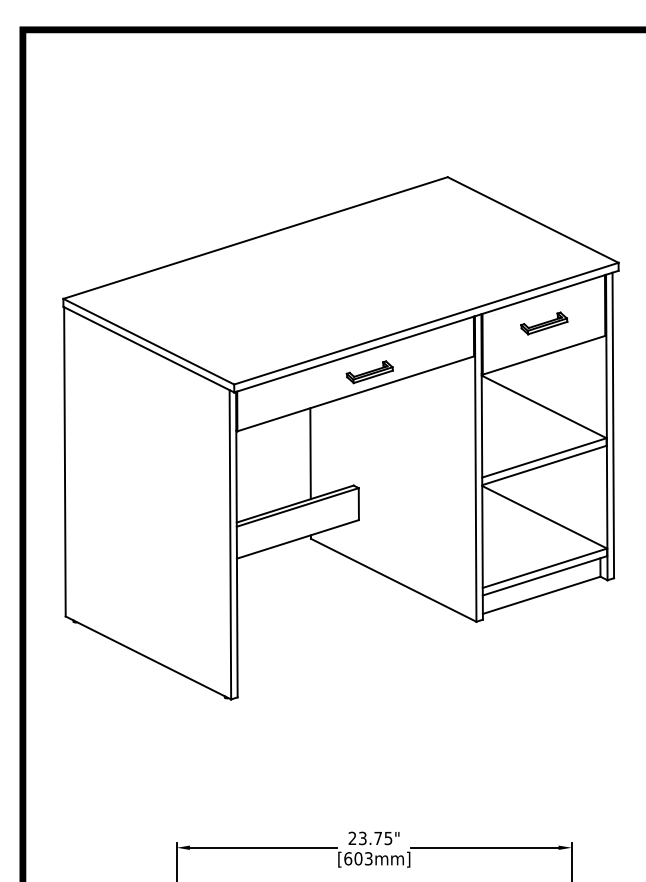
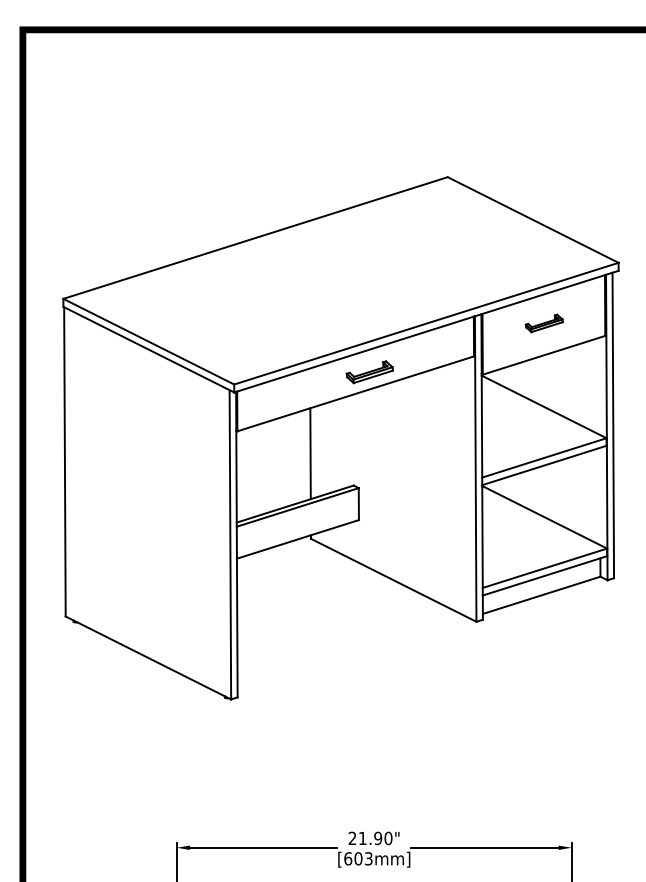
part size: 49x25 px -> 40x21 px (543, 323)
text: 23.75" -> 21.90" (375, 838)
